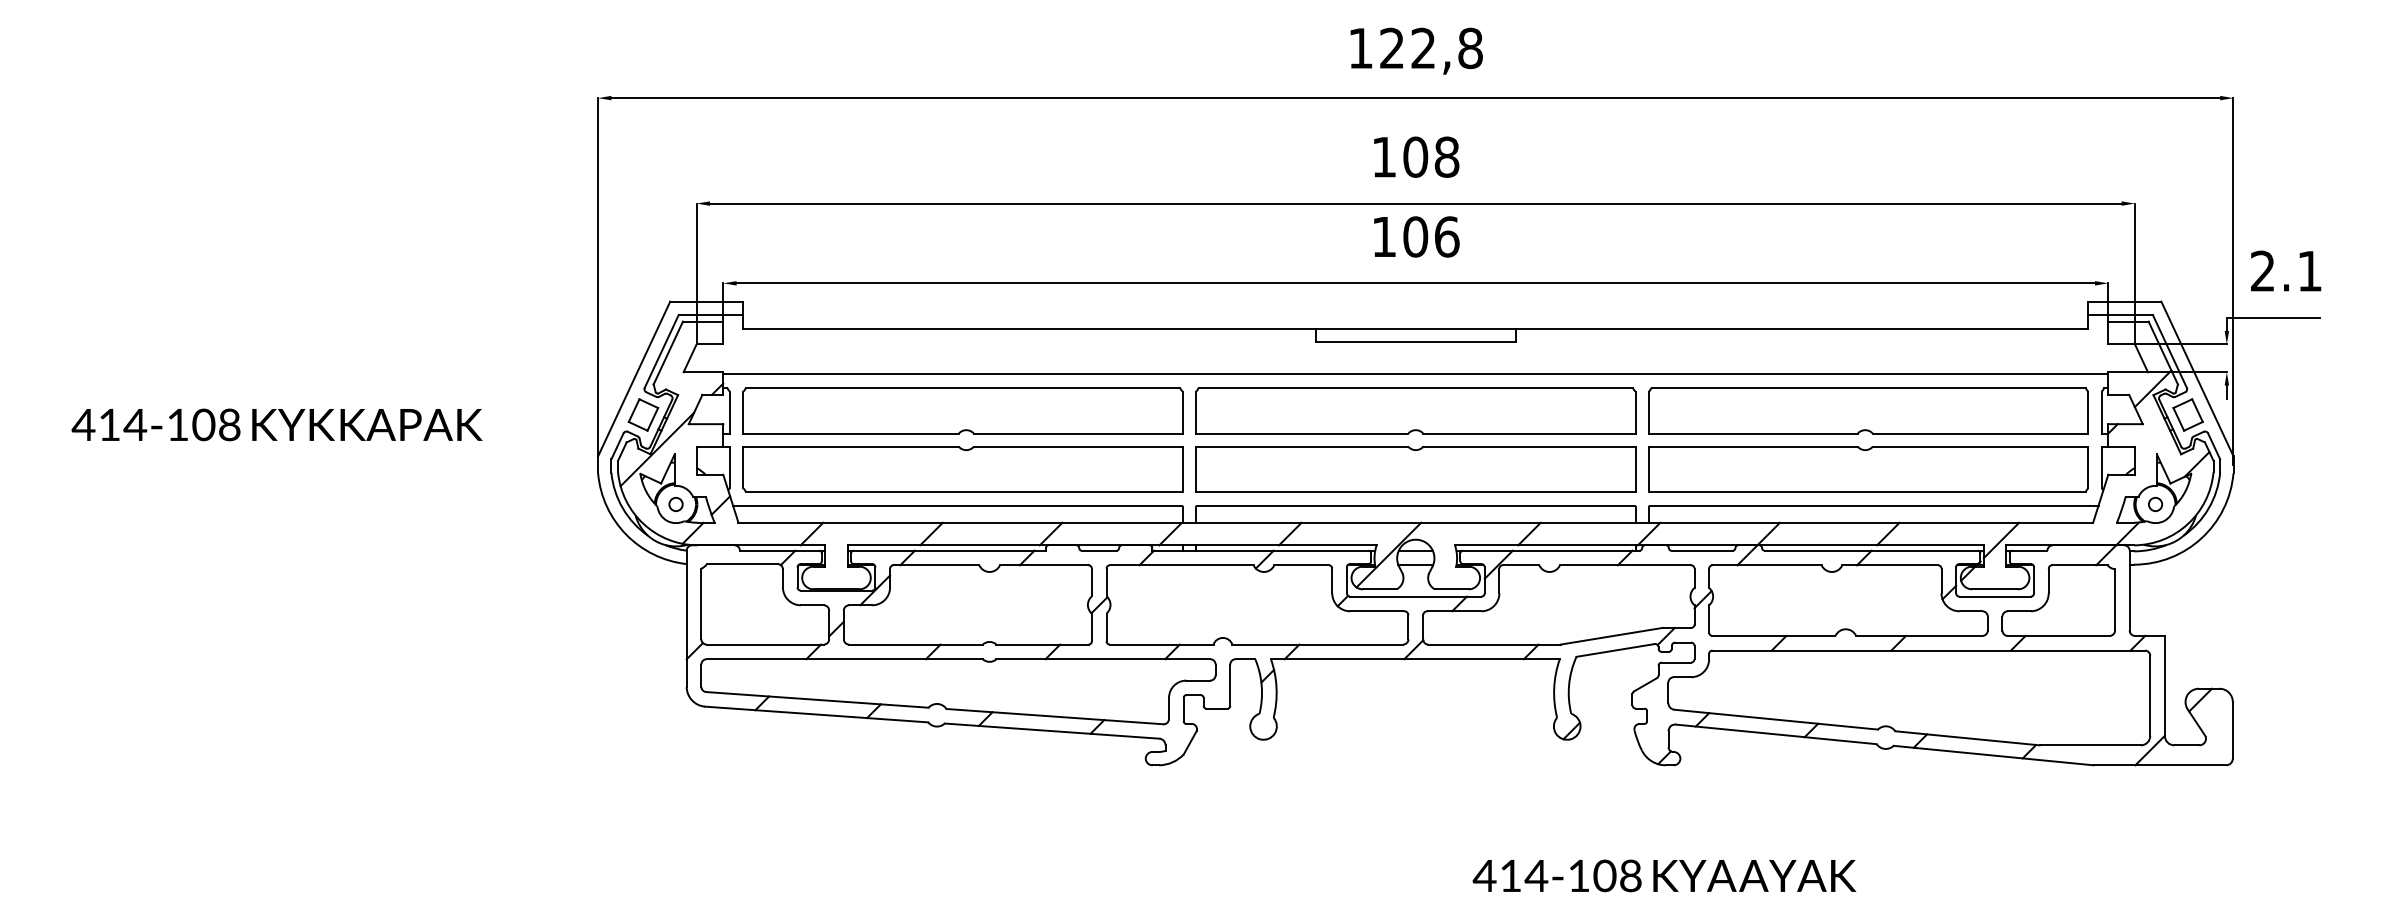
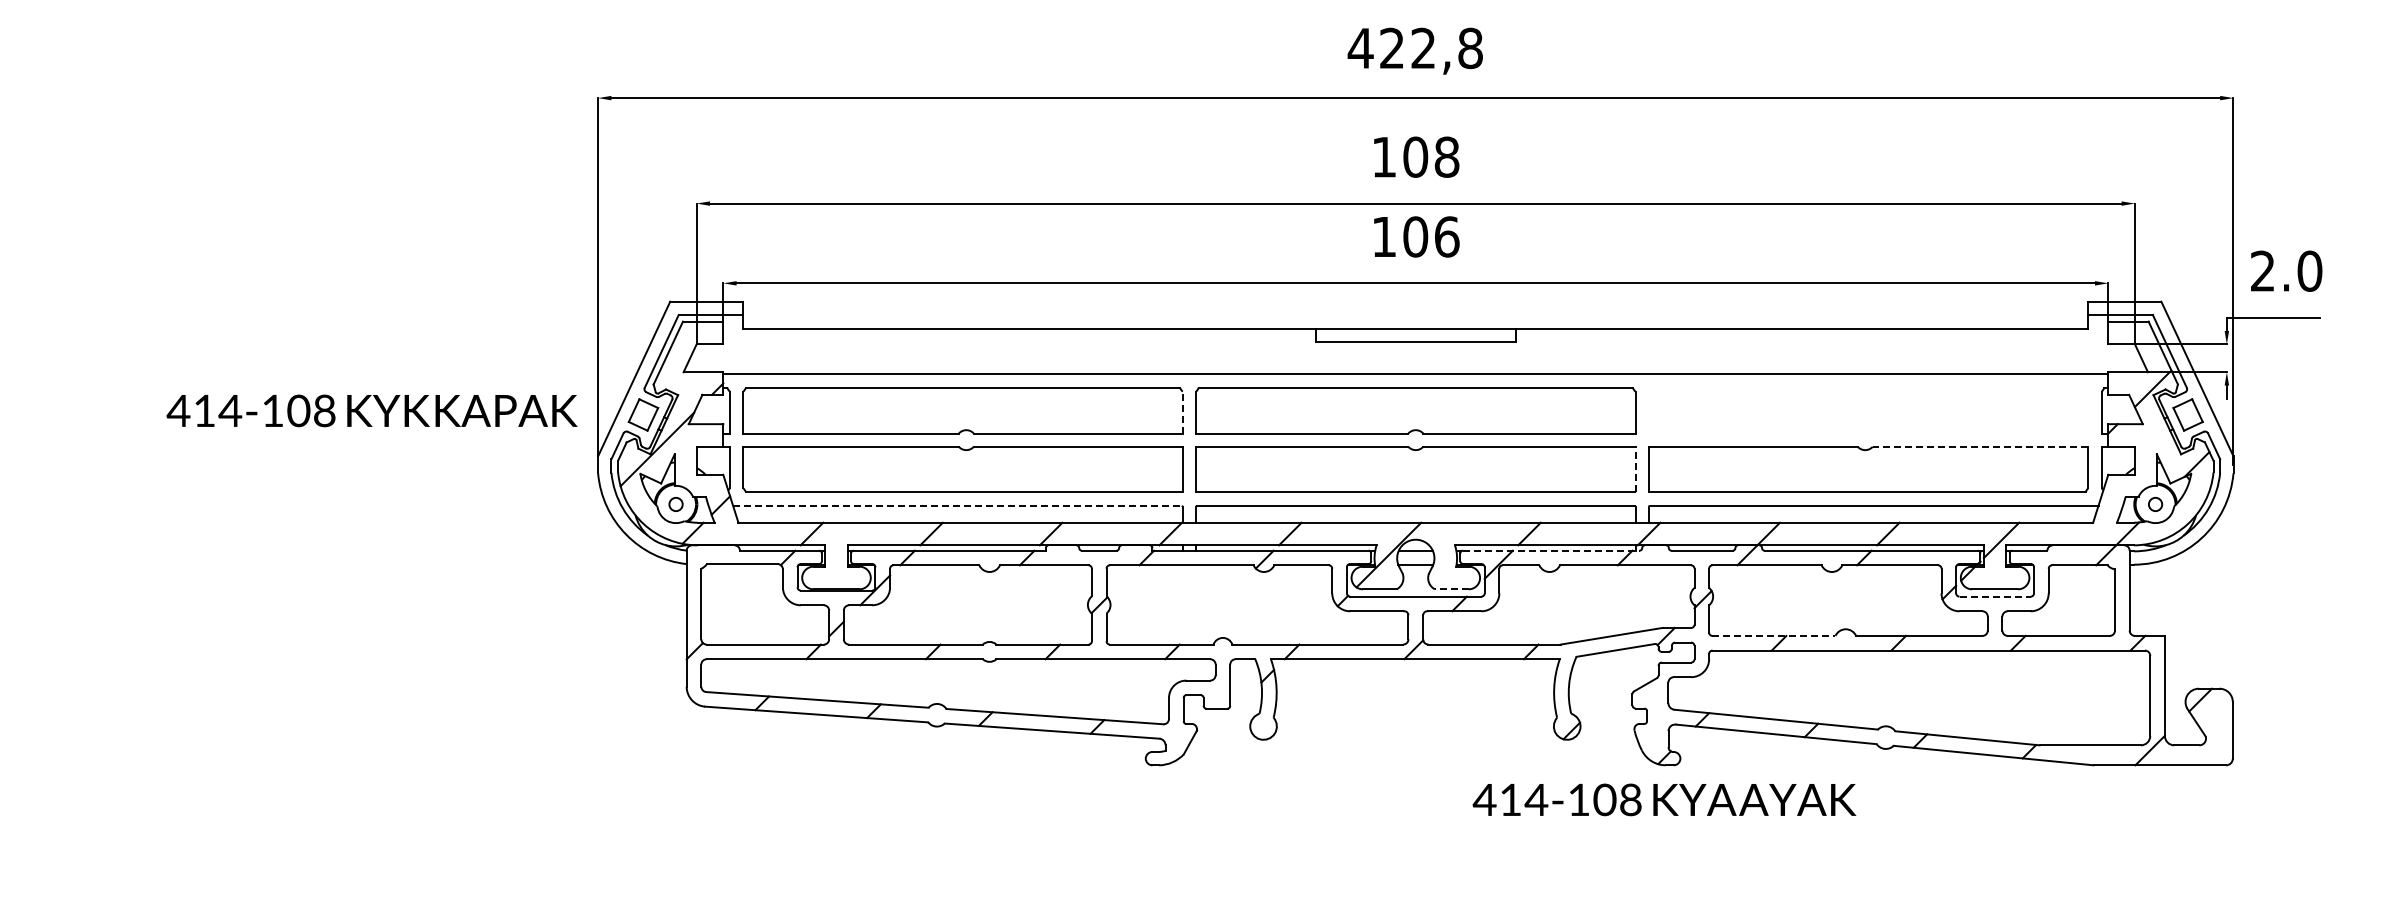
text: 122,8 -> 422,8 (1360, 48)
text: 2.1 -> 2.0 (2309, 270)
part: present -> none (1868, 410)
line: solid -> dashed (1182, 412)
text position: (276, 424) -> (371, 410) (371, 410)
line: solid -> dashed (1980, 446)
line: solid -> dashed (1635, 468)
line: solid -> dashed (958, 505)
line: solid -> dashed (1551, 550)
line: solid -> dashed (1451, 589)
line: solid -> dashed (1995, 596)
line: solid -> dashed (1773, 635)
text position: (1664, 875) -> (1664, 799) (1664, 799)
